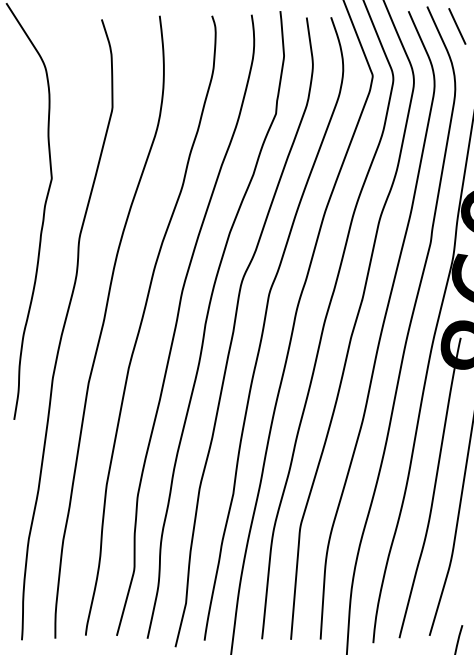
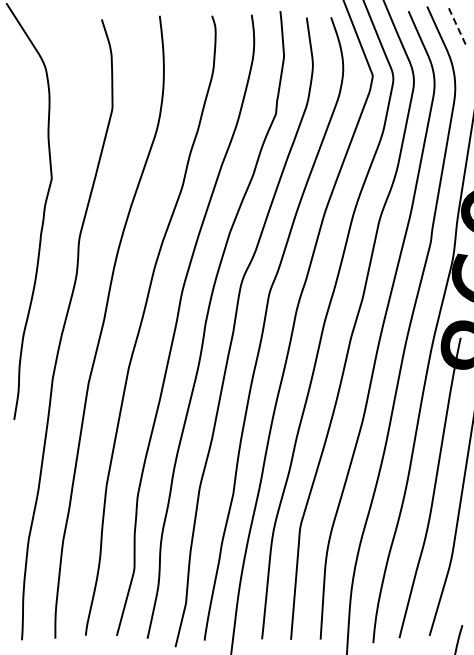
line: solid -> dashed (457, 26)
